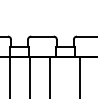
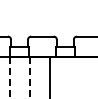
line: present -> none (80, 75)
line: solid -> dashed (10, 77)
line: solid -> dashed (30, 77)
